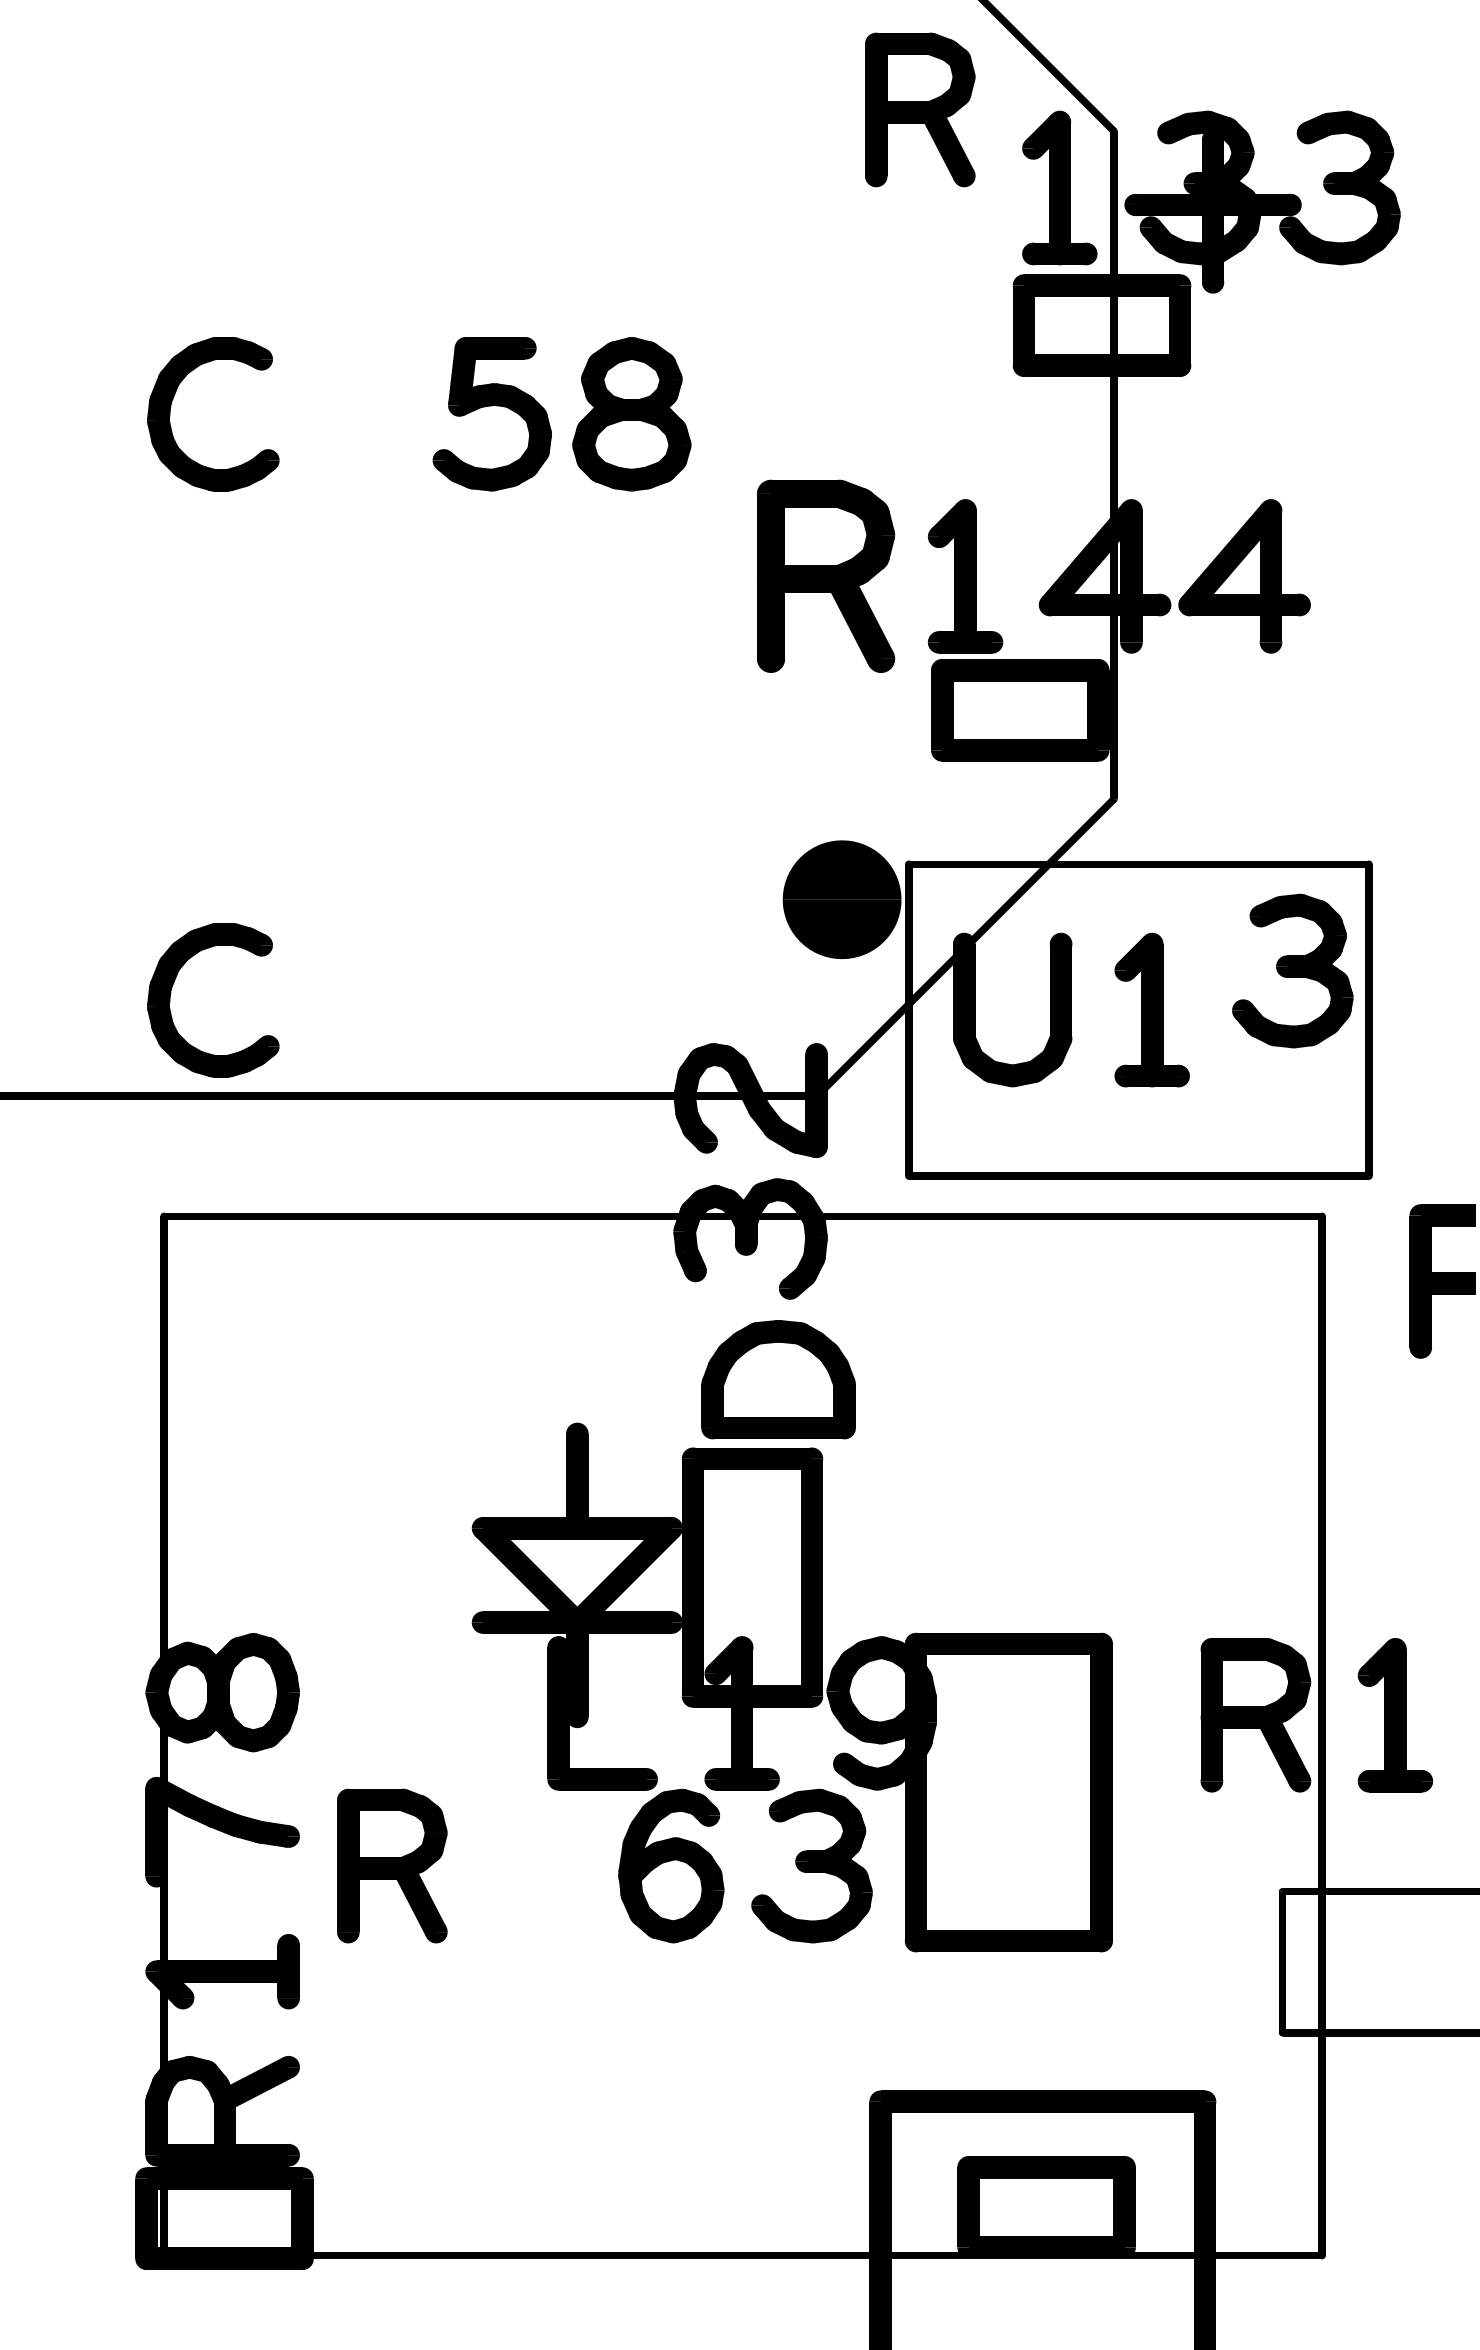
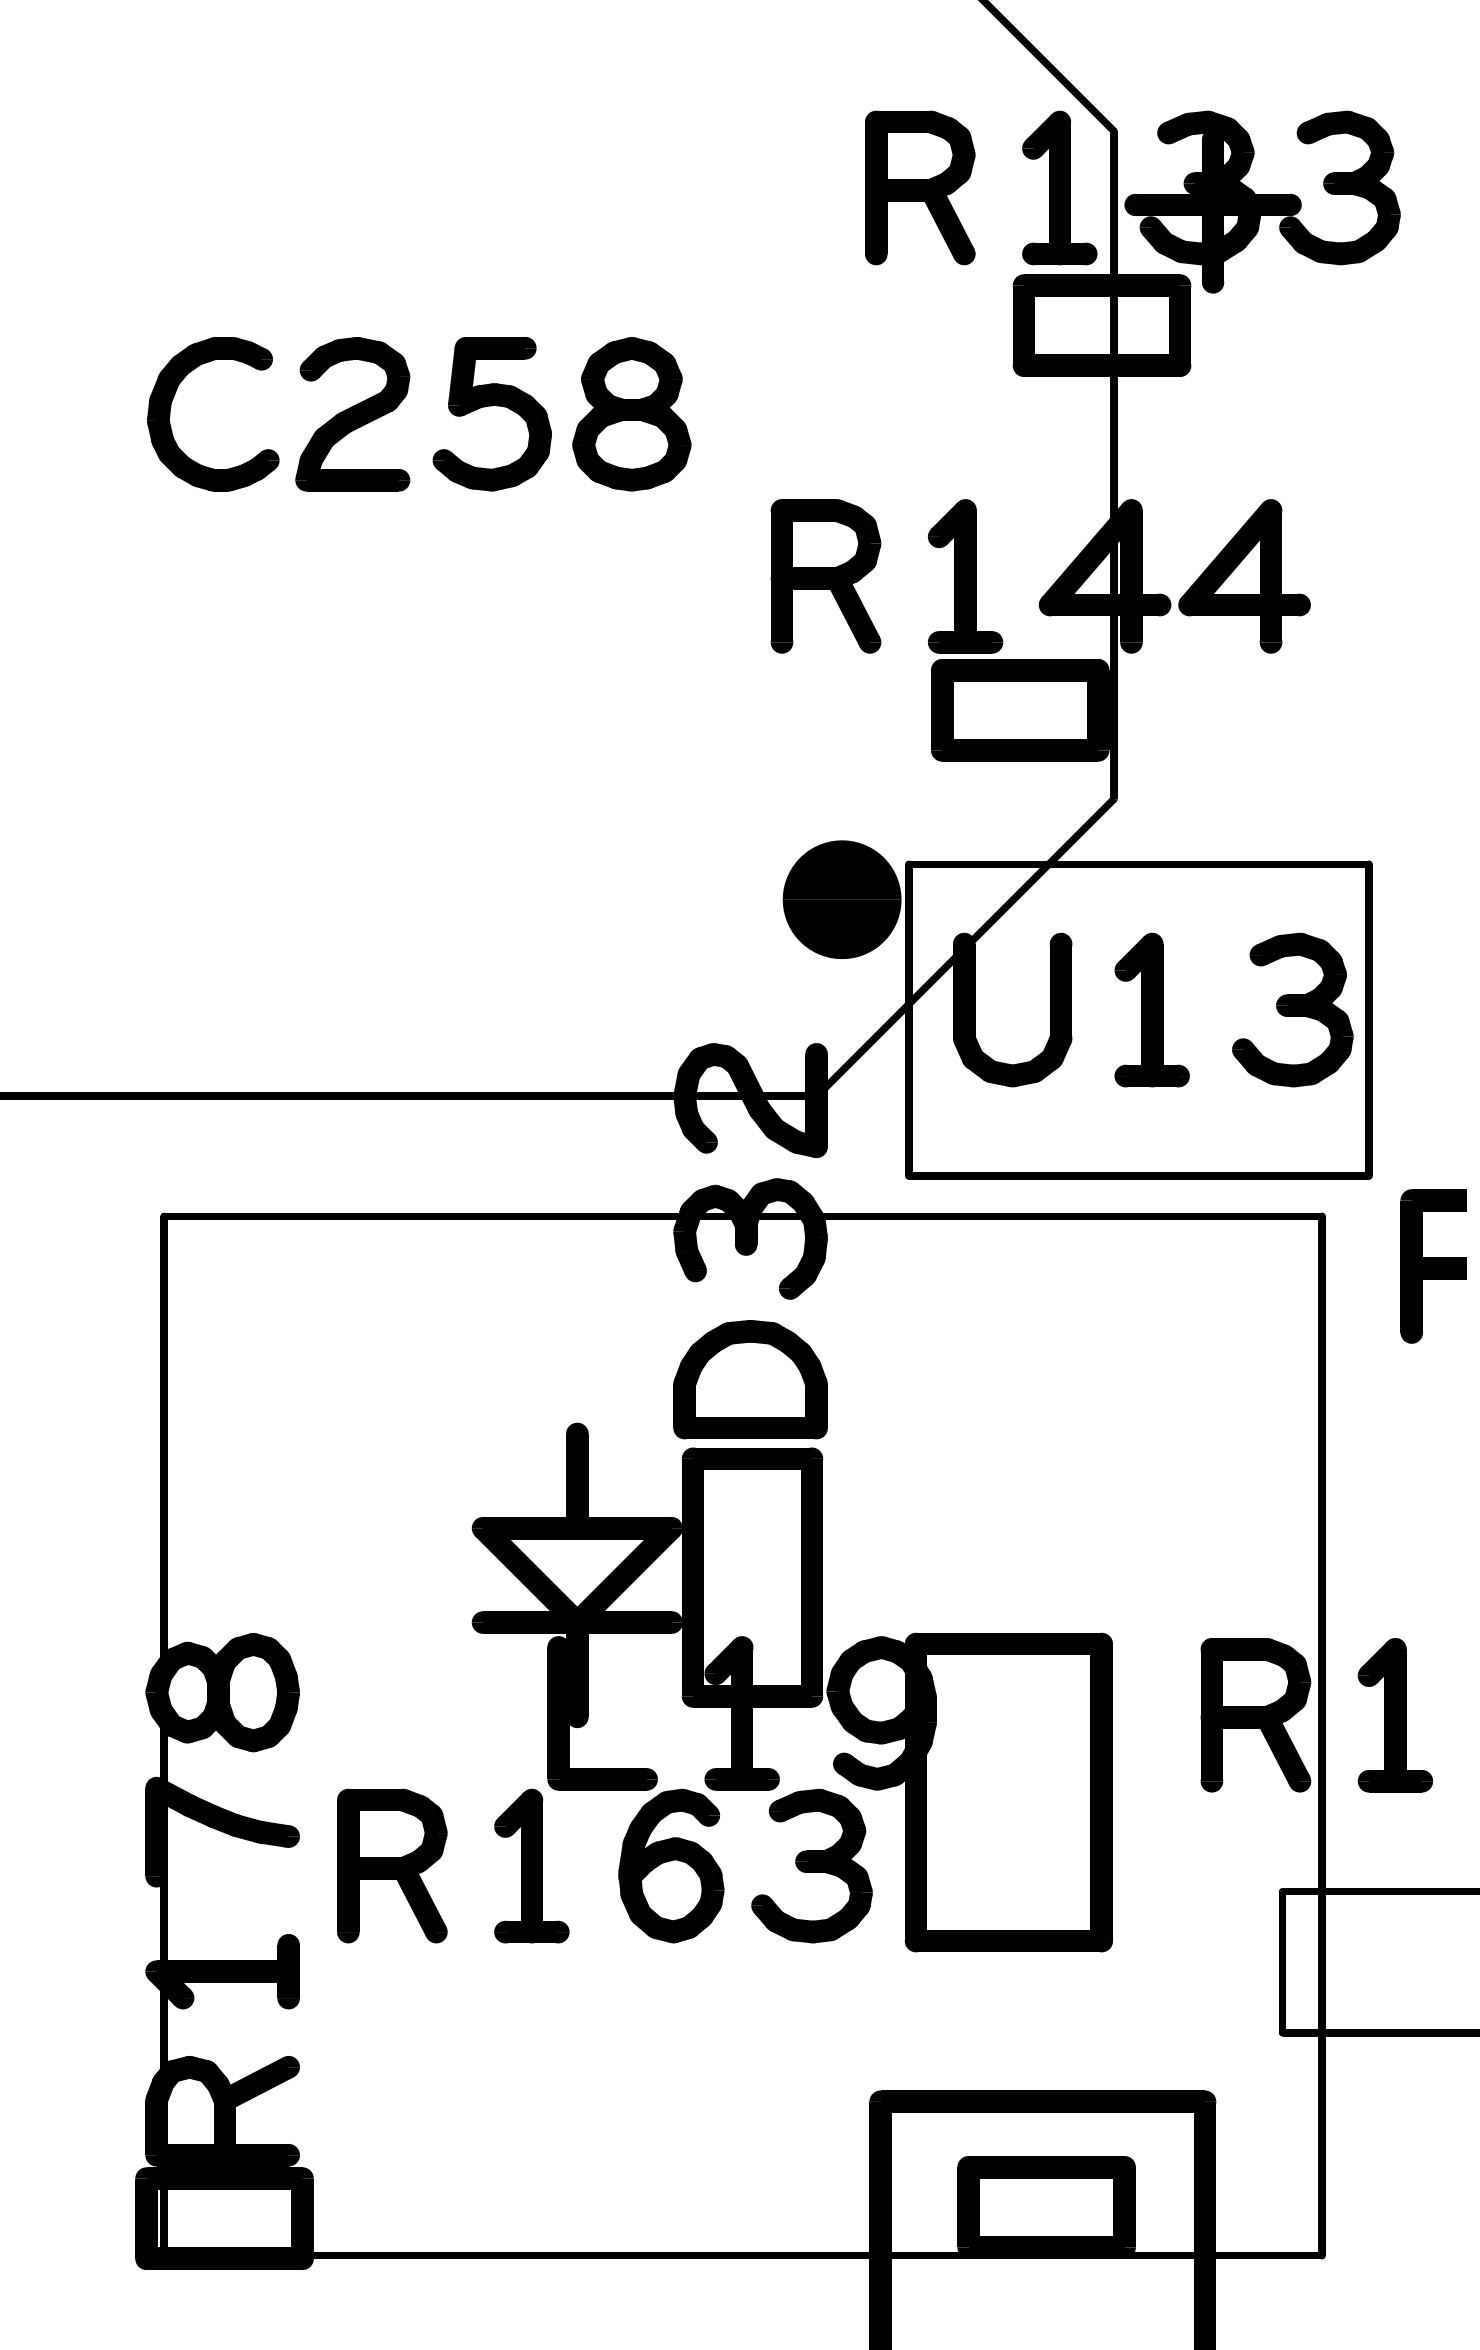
part position: (920, 109) -> (920, 187) (920, 187)
part: none -> present (352, 414)
part size: 139x194 px -> 112x155 px (825, 576)
part position: (1292, 970) -> (1292, 1009) (1292, 1009)
part: present -> none (171, 993)
part position: (1442, 1281) -> (1433, 1266) (1433, 1266)
part position: (778, 1379) -> (750, 1379) (750, 1379)
part: none -> present (531, 1865)
